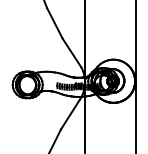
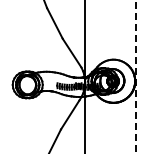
line: solid -> dashed (135, 77)
